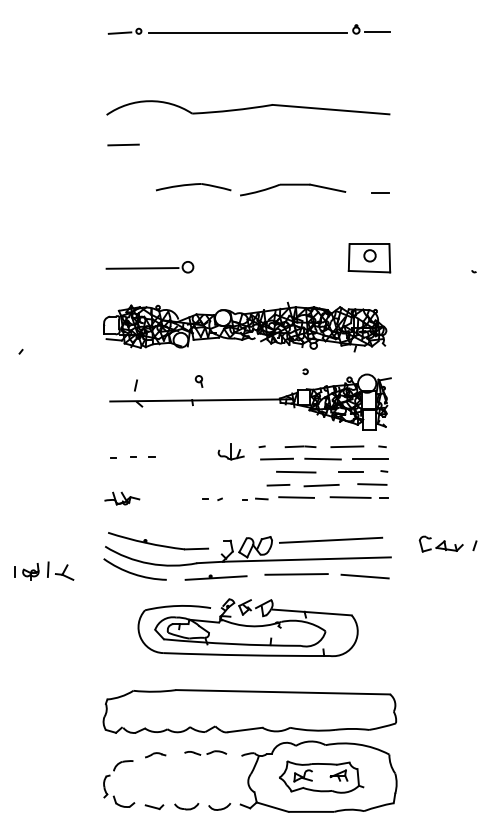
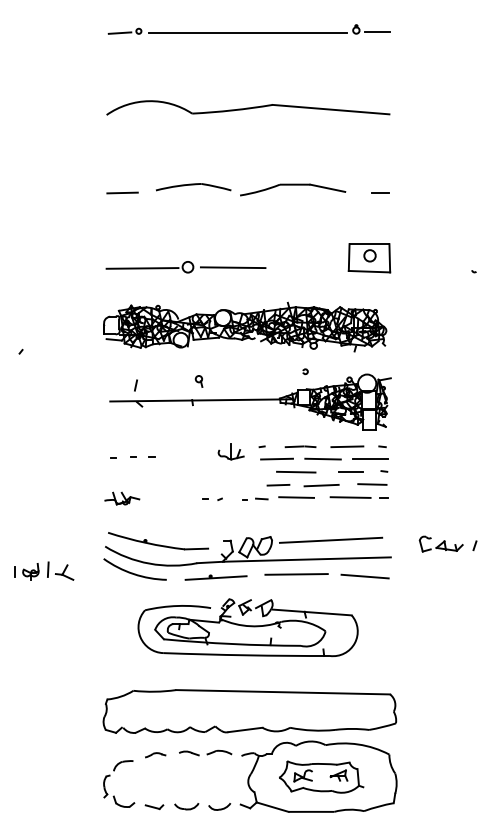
line position: (123, 144) -> (122, 192) (122, 192)
line: none -> present (232, 267)
part size: 44x6 px -> 54x8 px (205, 752)
